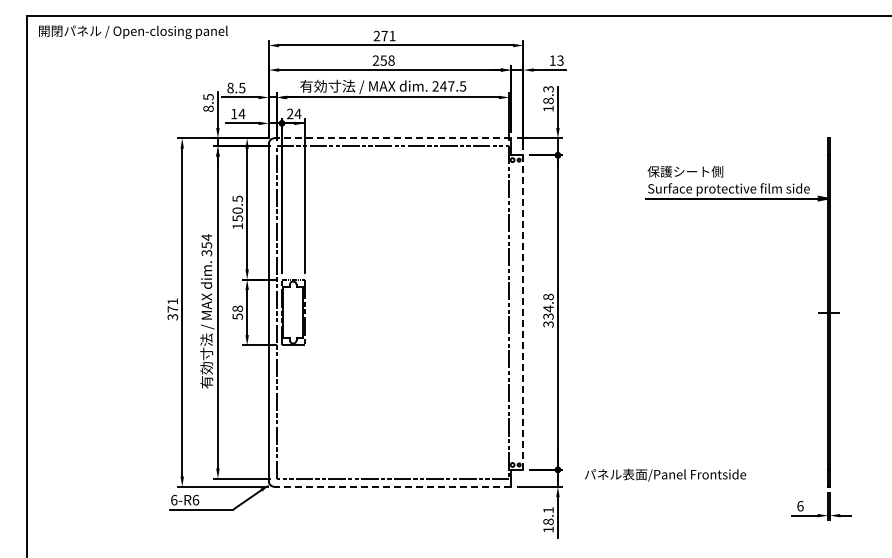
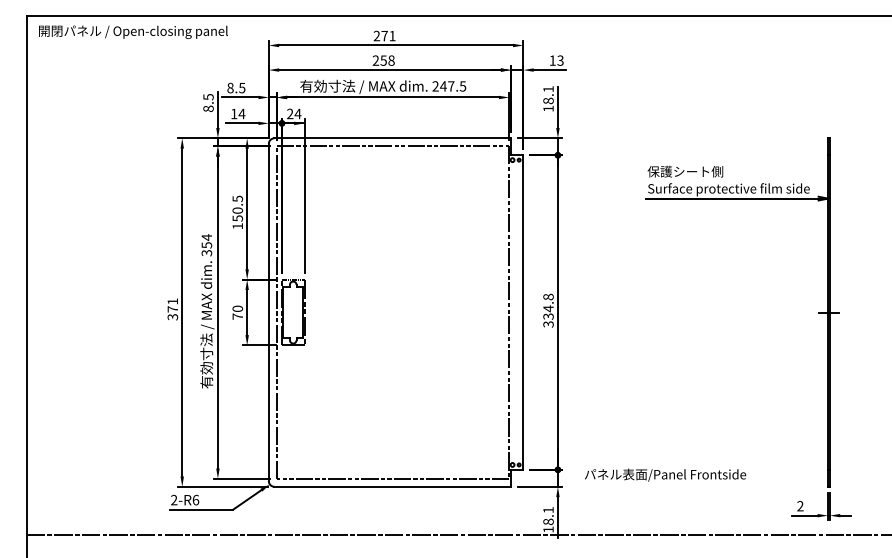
text: 18.3 -> 18.1 (548, 89)
line: dashed -> solid (392, 138)
text: 58 -> 70 (237, 312)
line: dashed -> solid (523, 312)
line: dashed -> solid (392, 486)
text: 6-R6 -> 2-R6 (174, 499)
text: 6 -> 2 (800, 506)
line: none -> present (457, 535)
